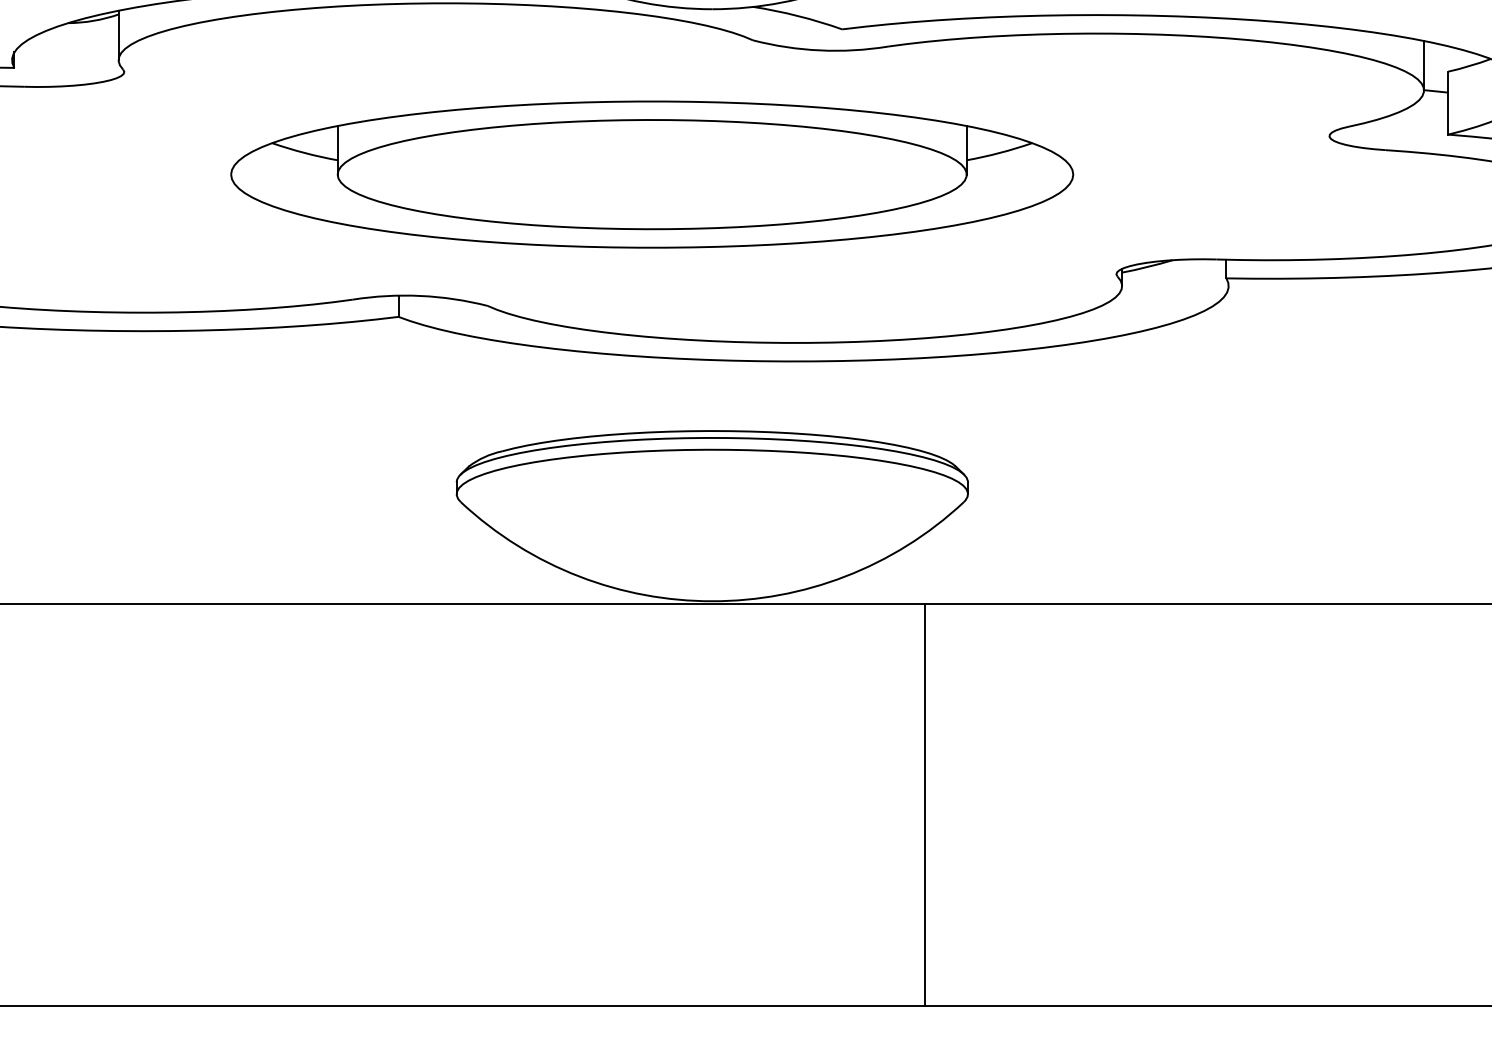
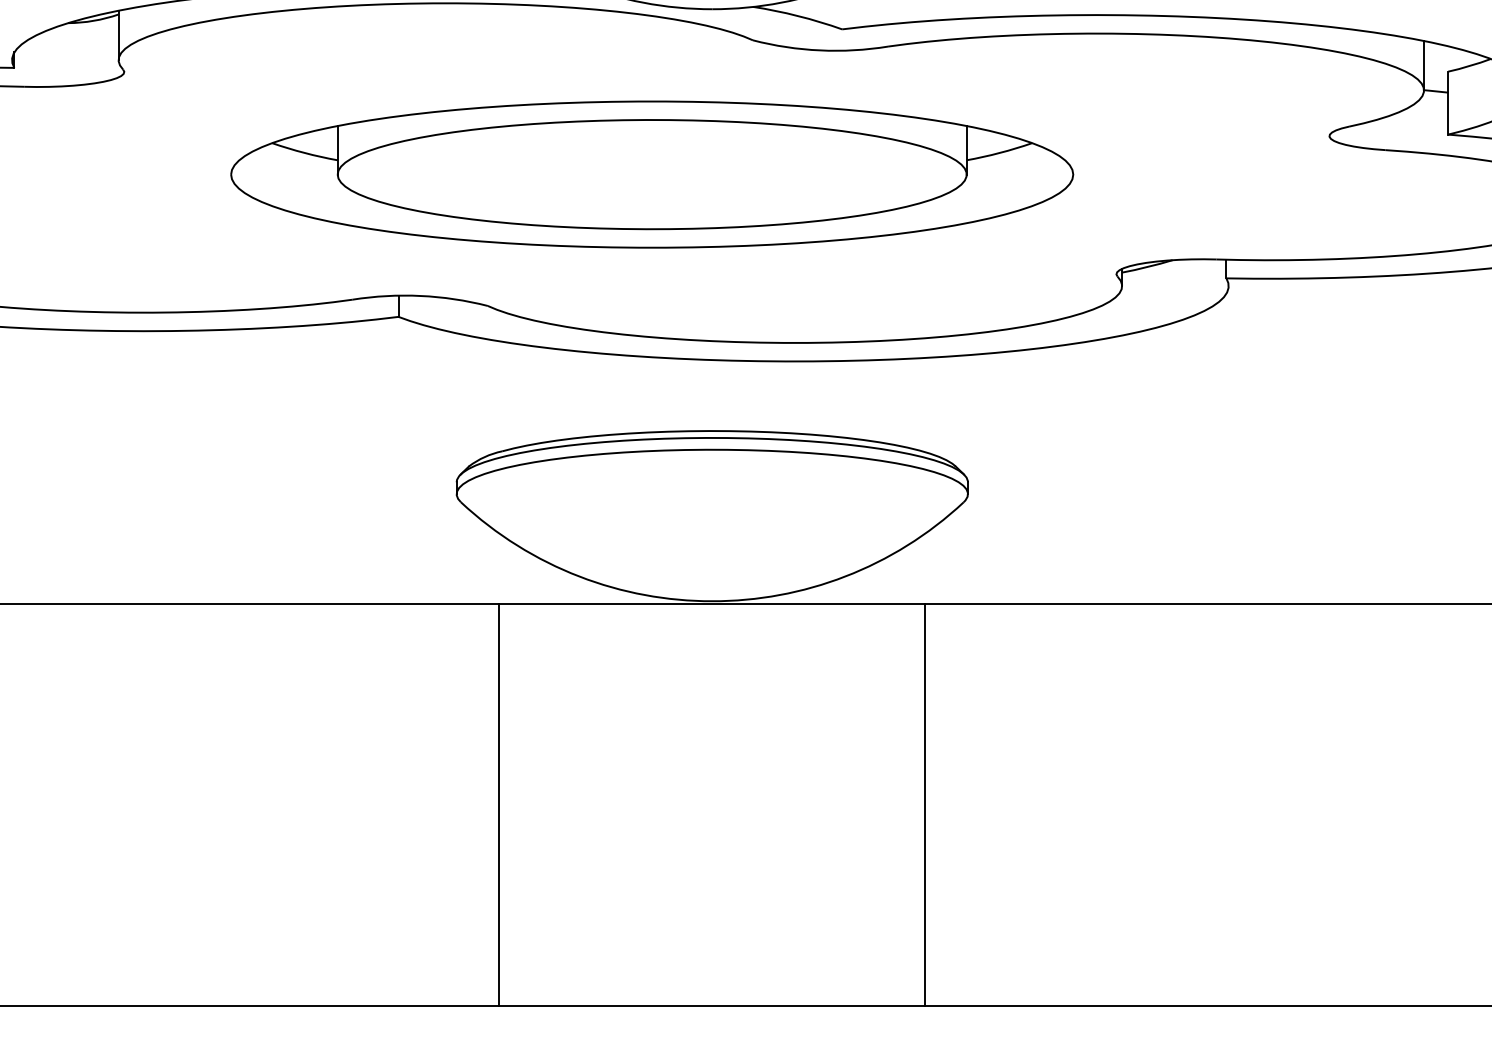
line: none -> present (499, 804)
